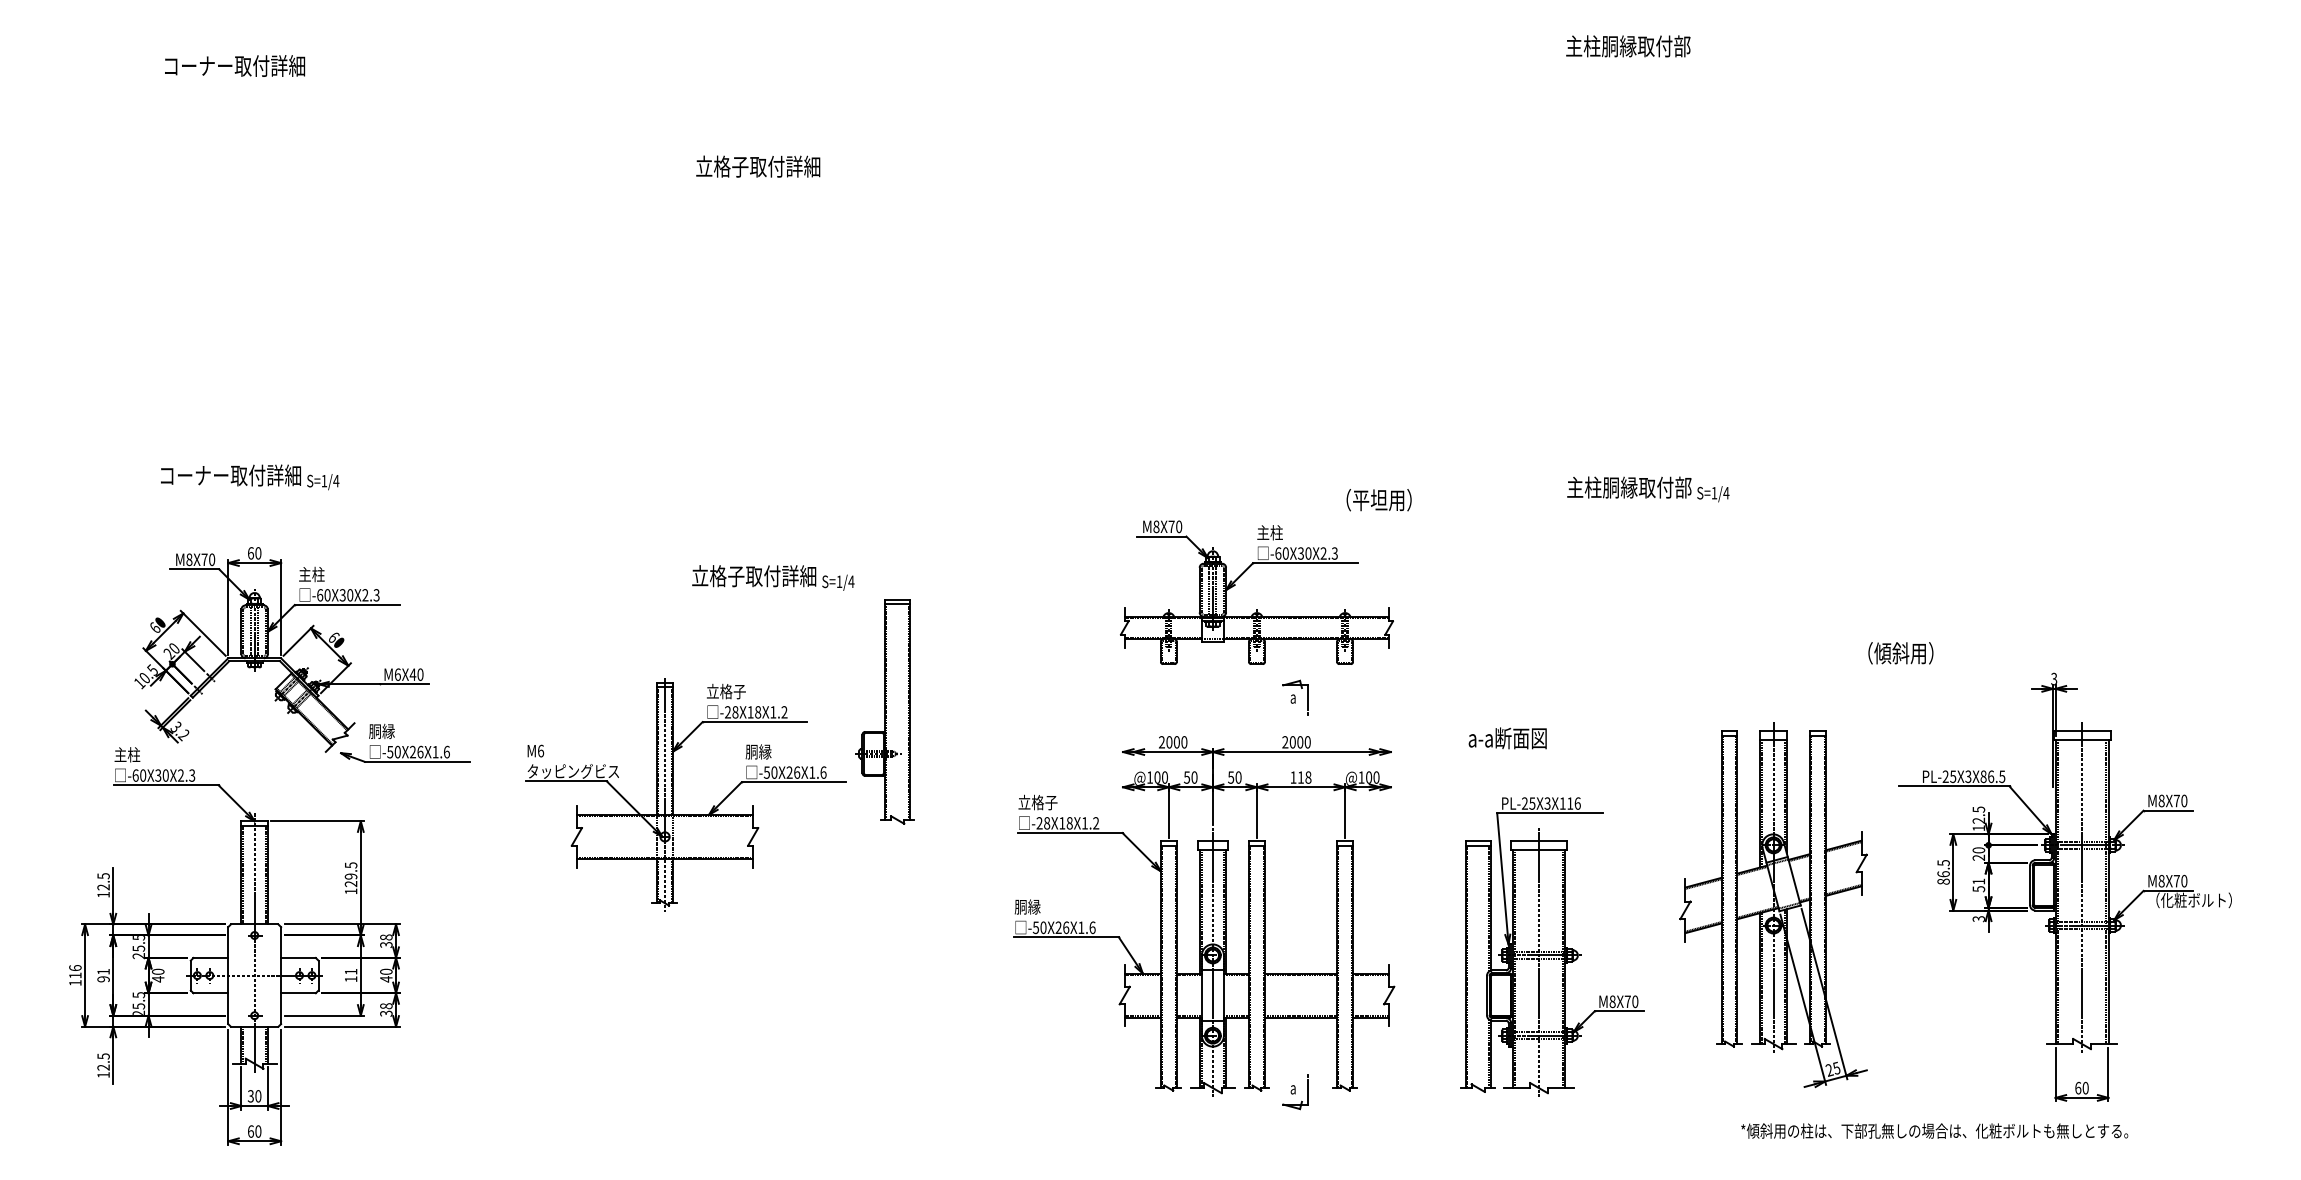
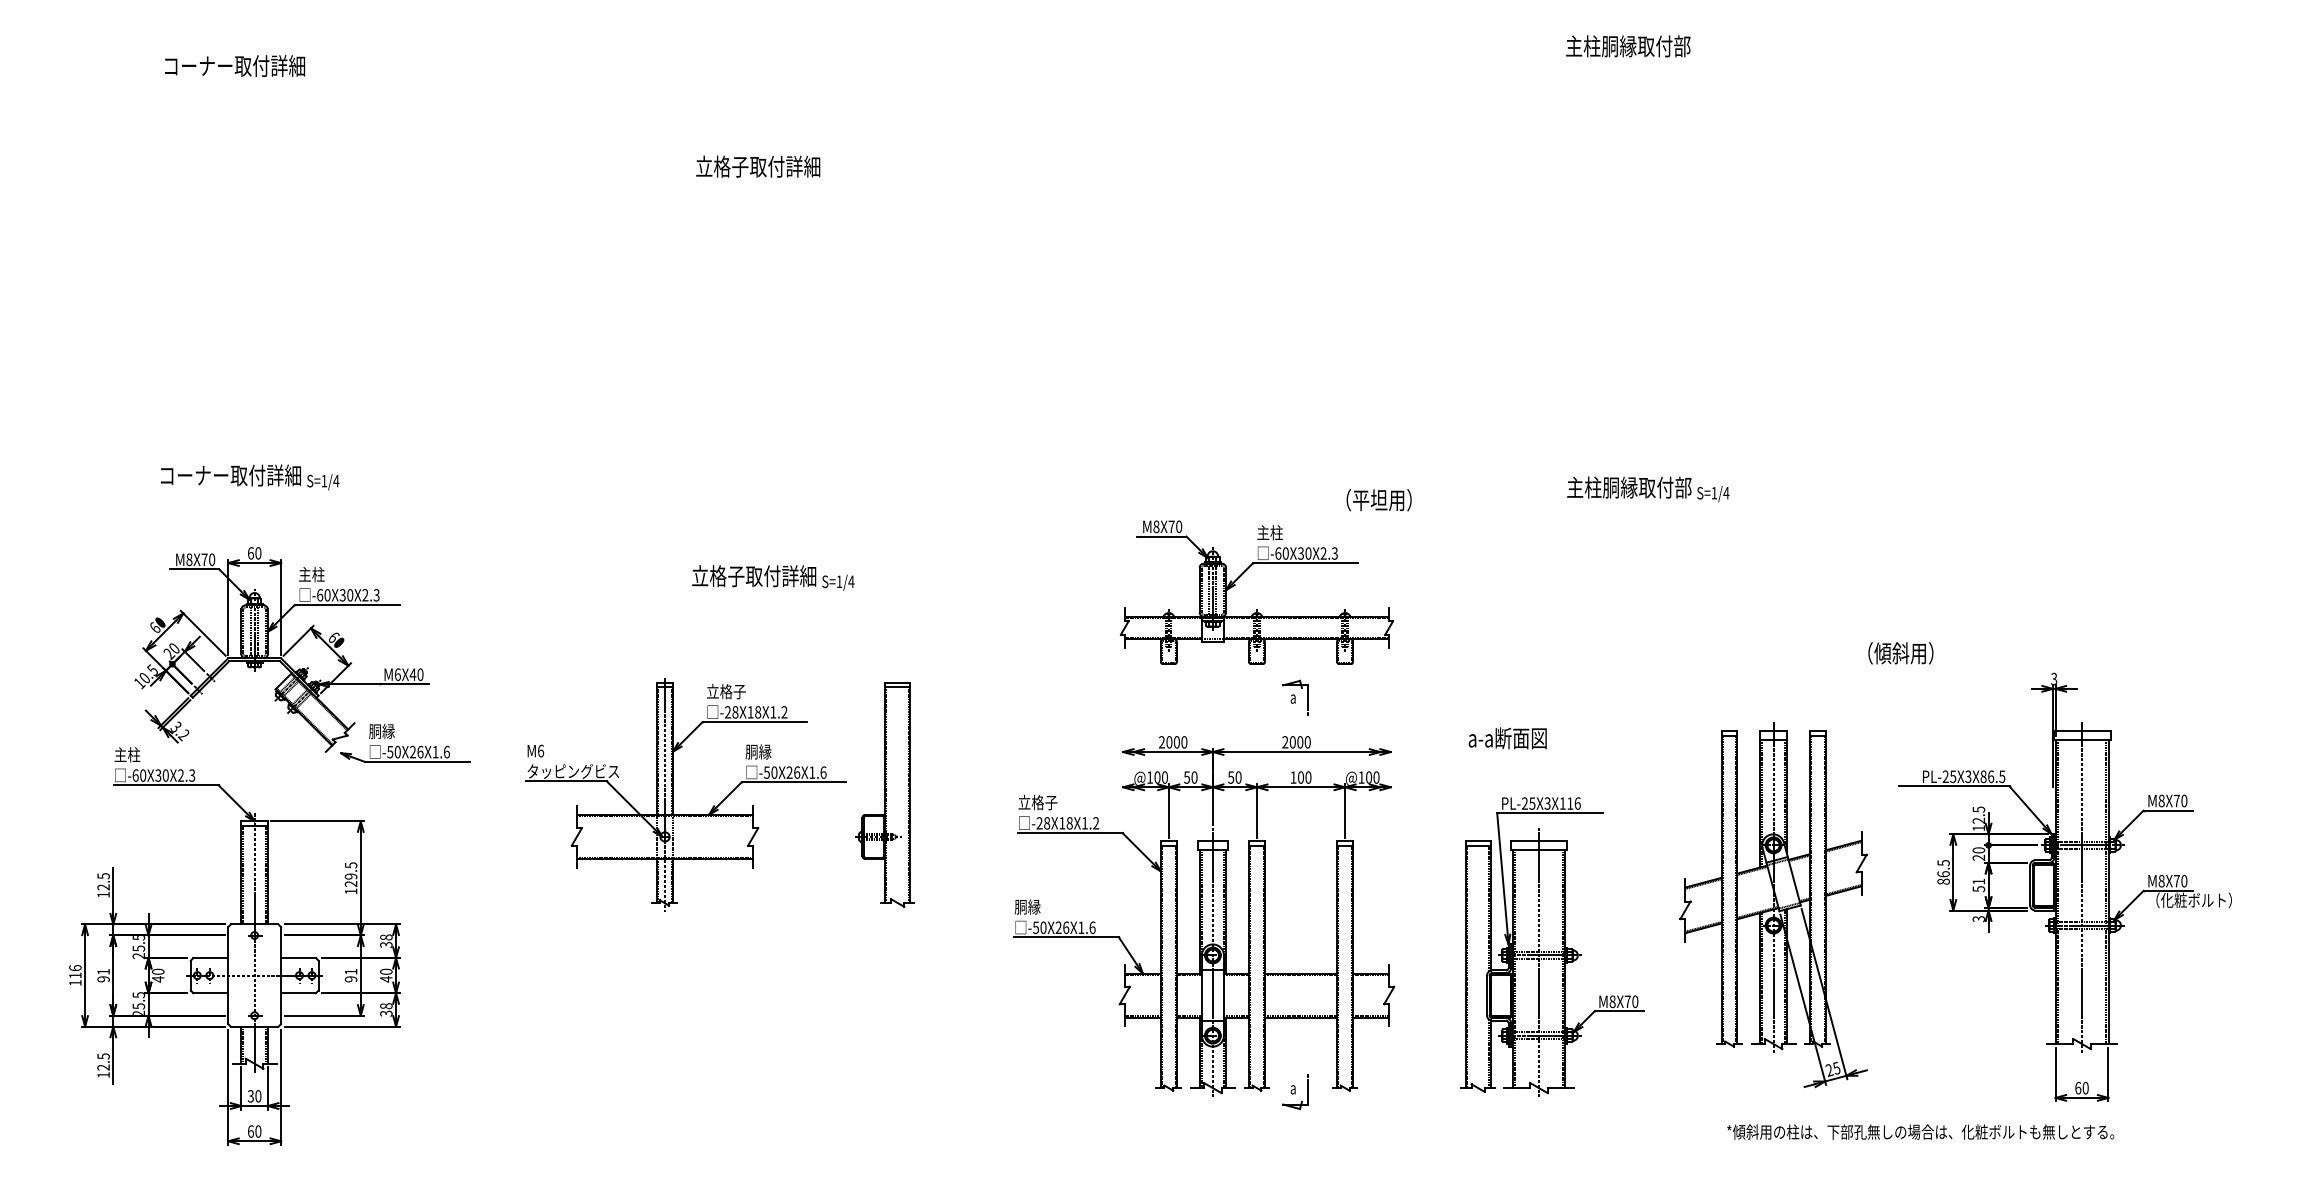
part position: (884, 711) -> (884, 794) (884, 794)
text: 118 -> 100 (1304, 777)
text: 11 -> 91 (350, 979)
text position: (1934, 1130) -> (1920, 1131) (1920, 1131)
